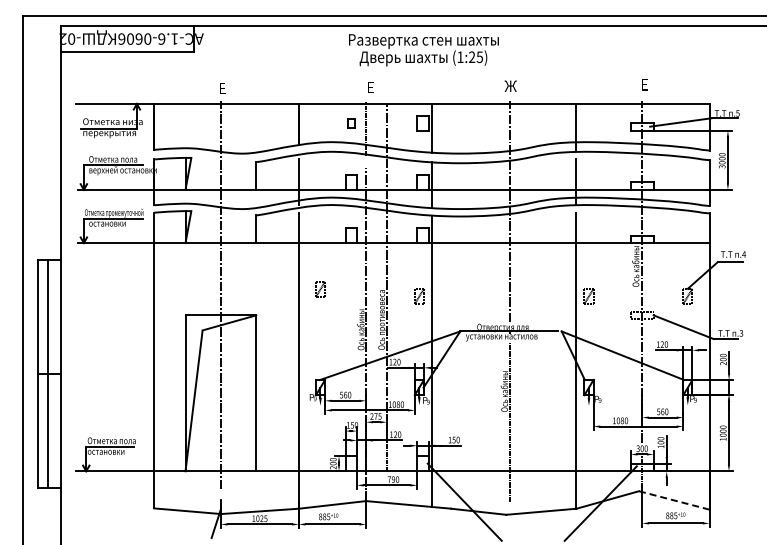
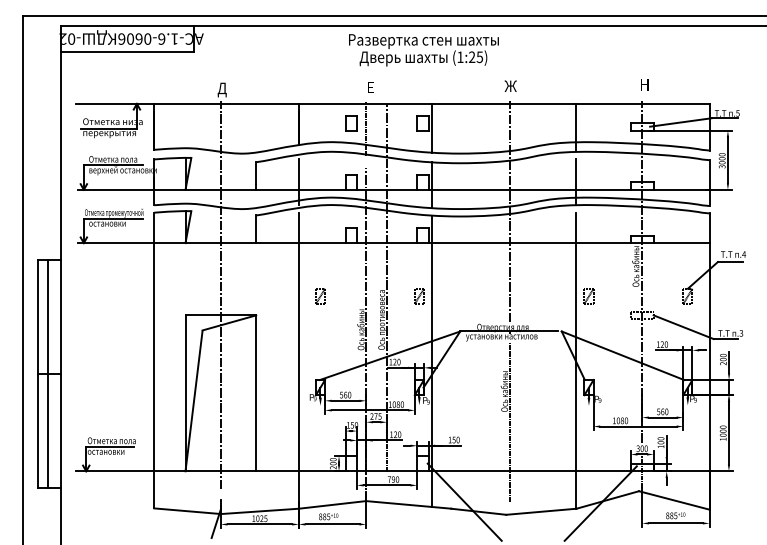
text: Е -> Н (644, 84)
text: Е -> Д (221, 89)
part size: 9x11 px -> 13x17 px (351, 123)
part position: (320, 289) -> (320, 296) (320, 296)
line: dashed -> solid (674, 500)
